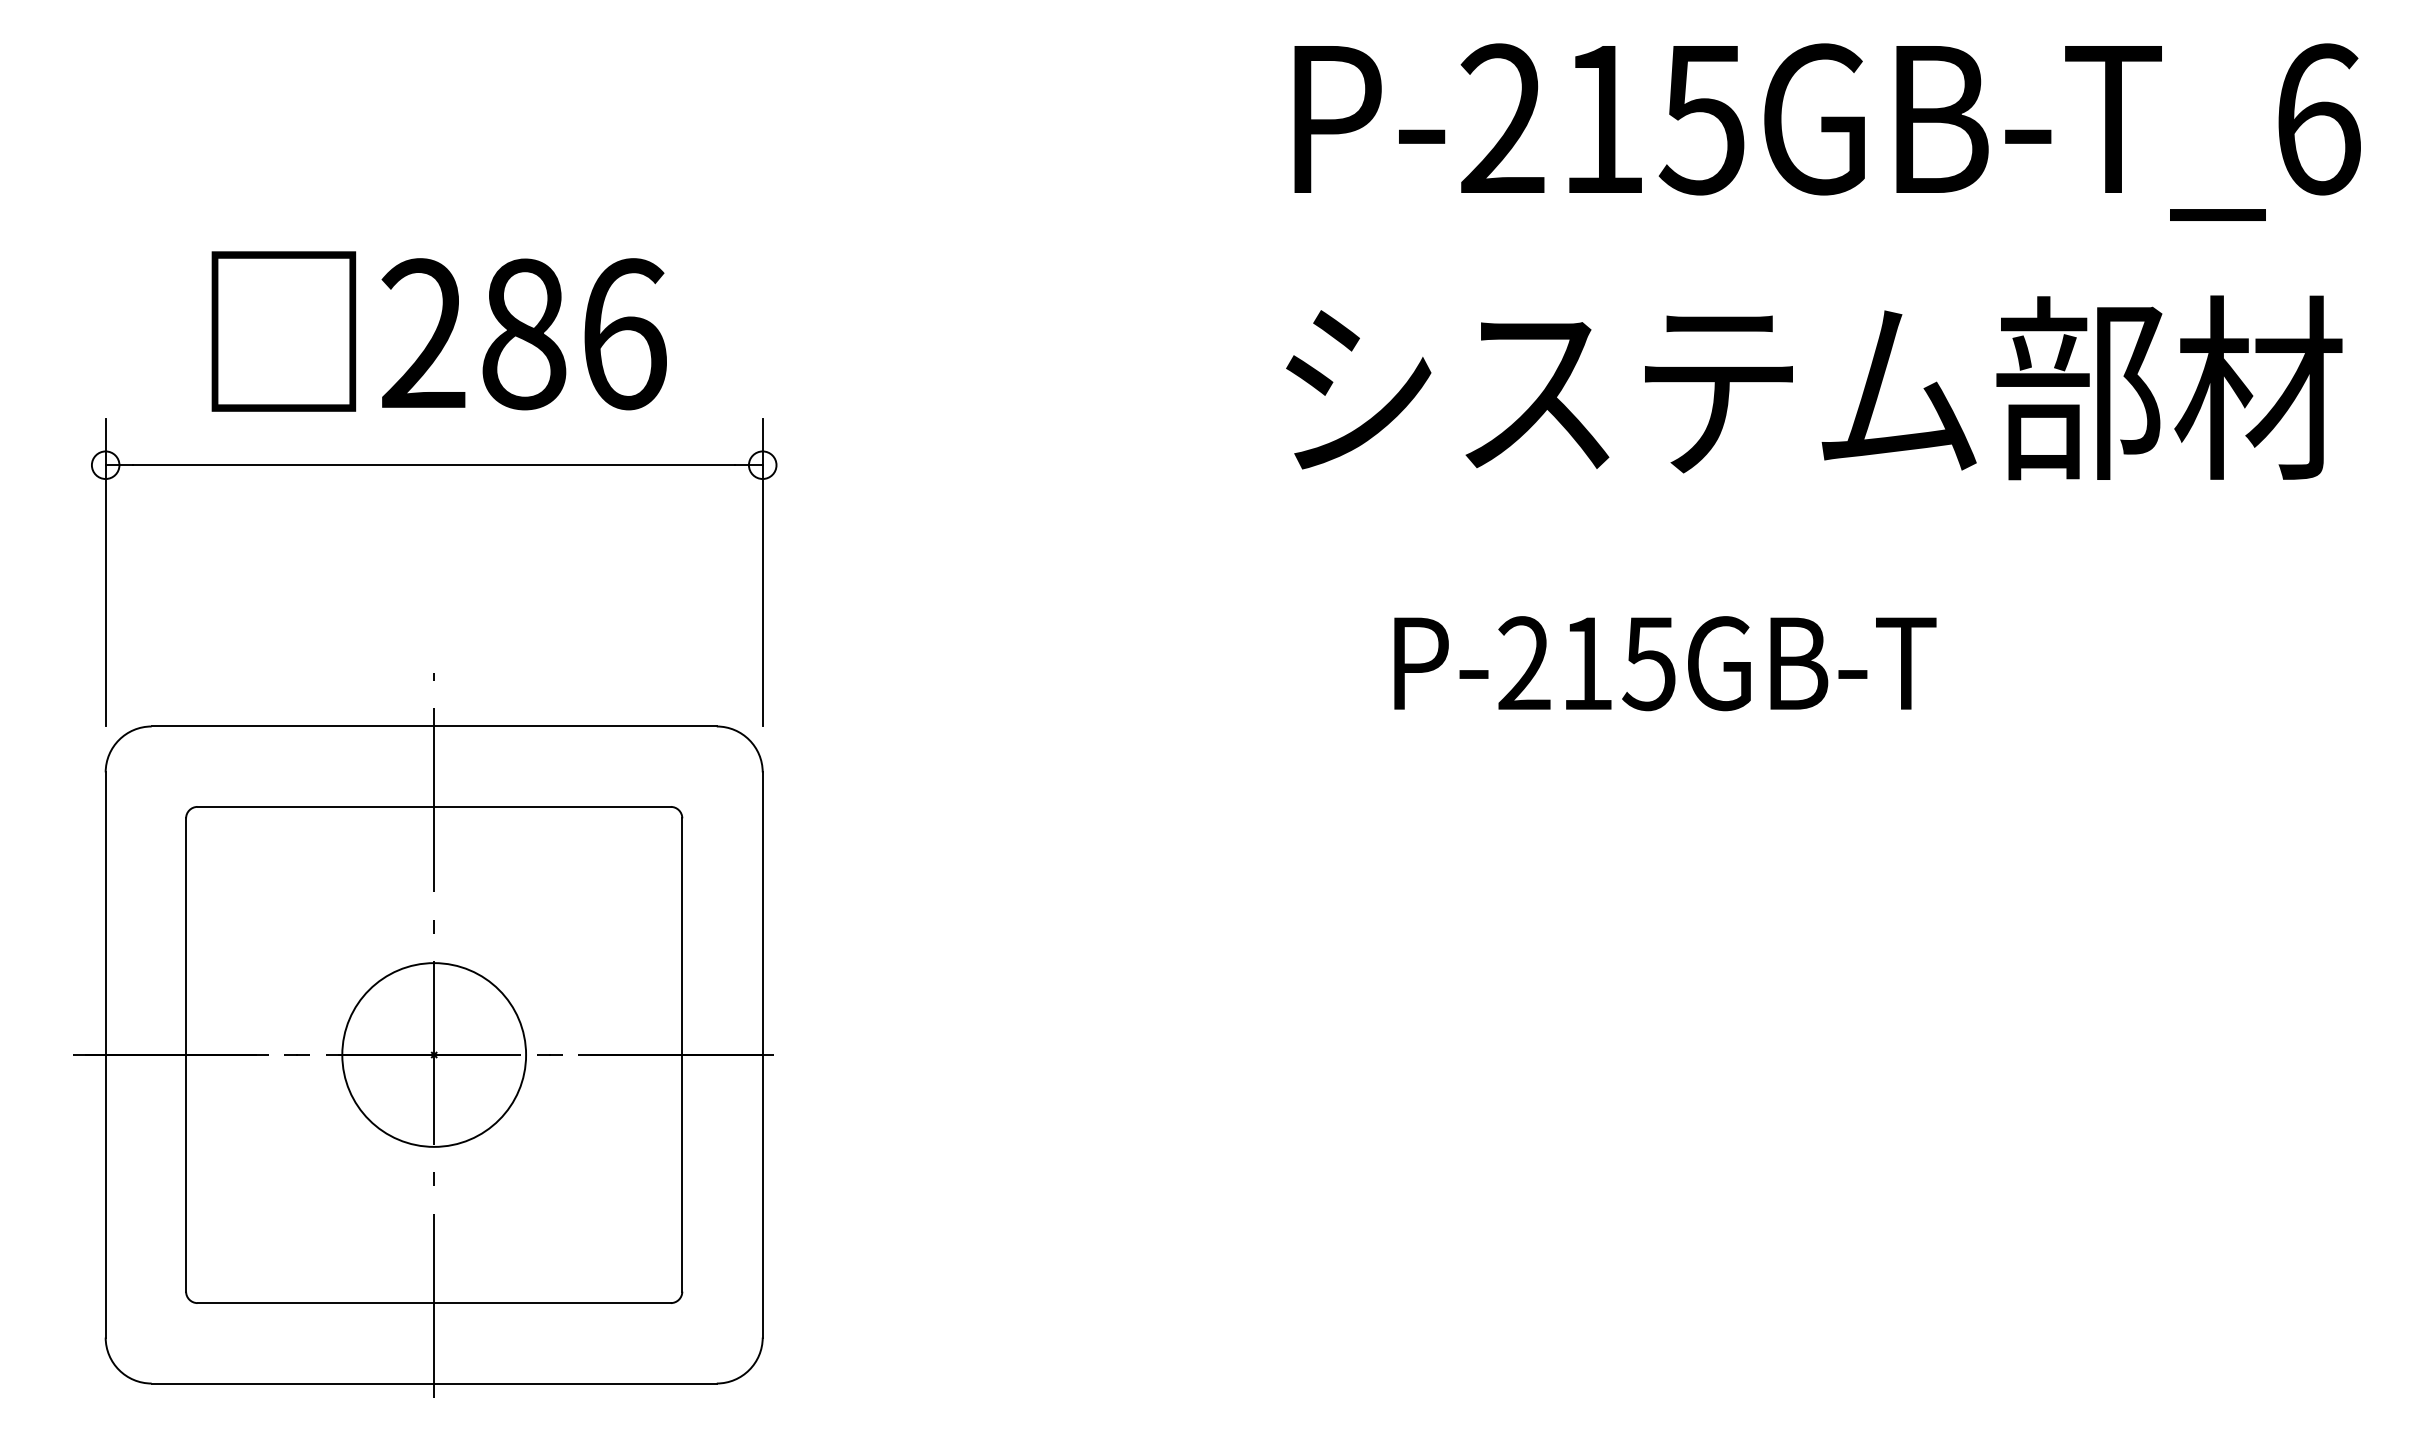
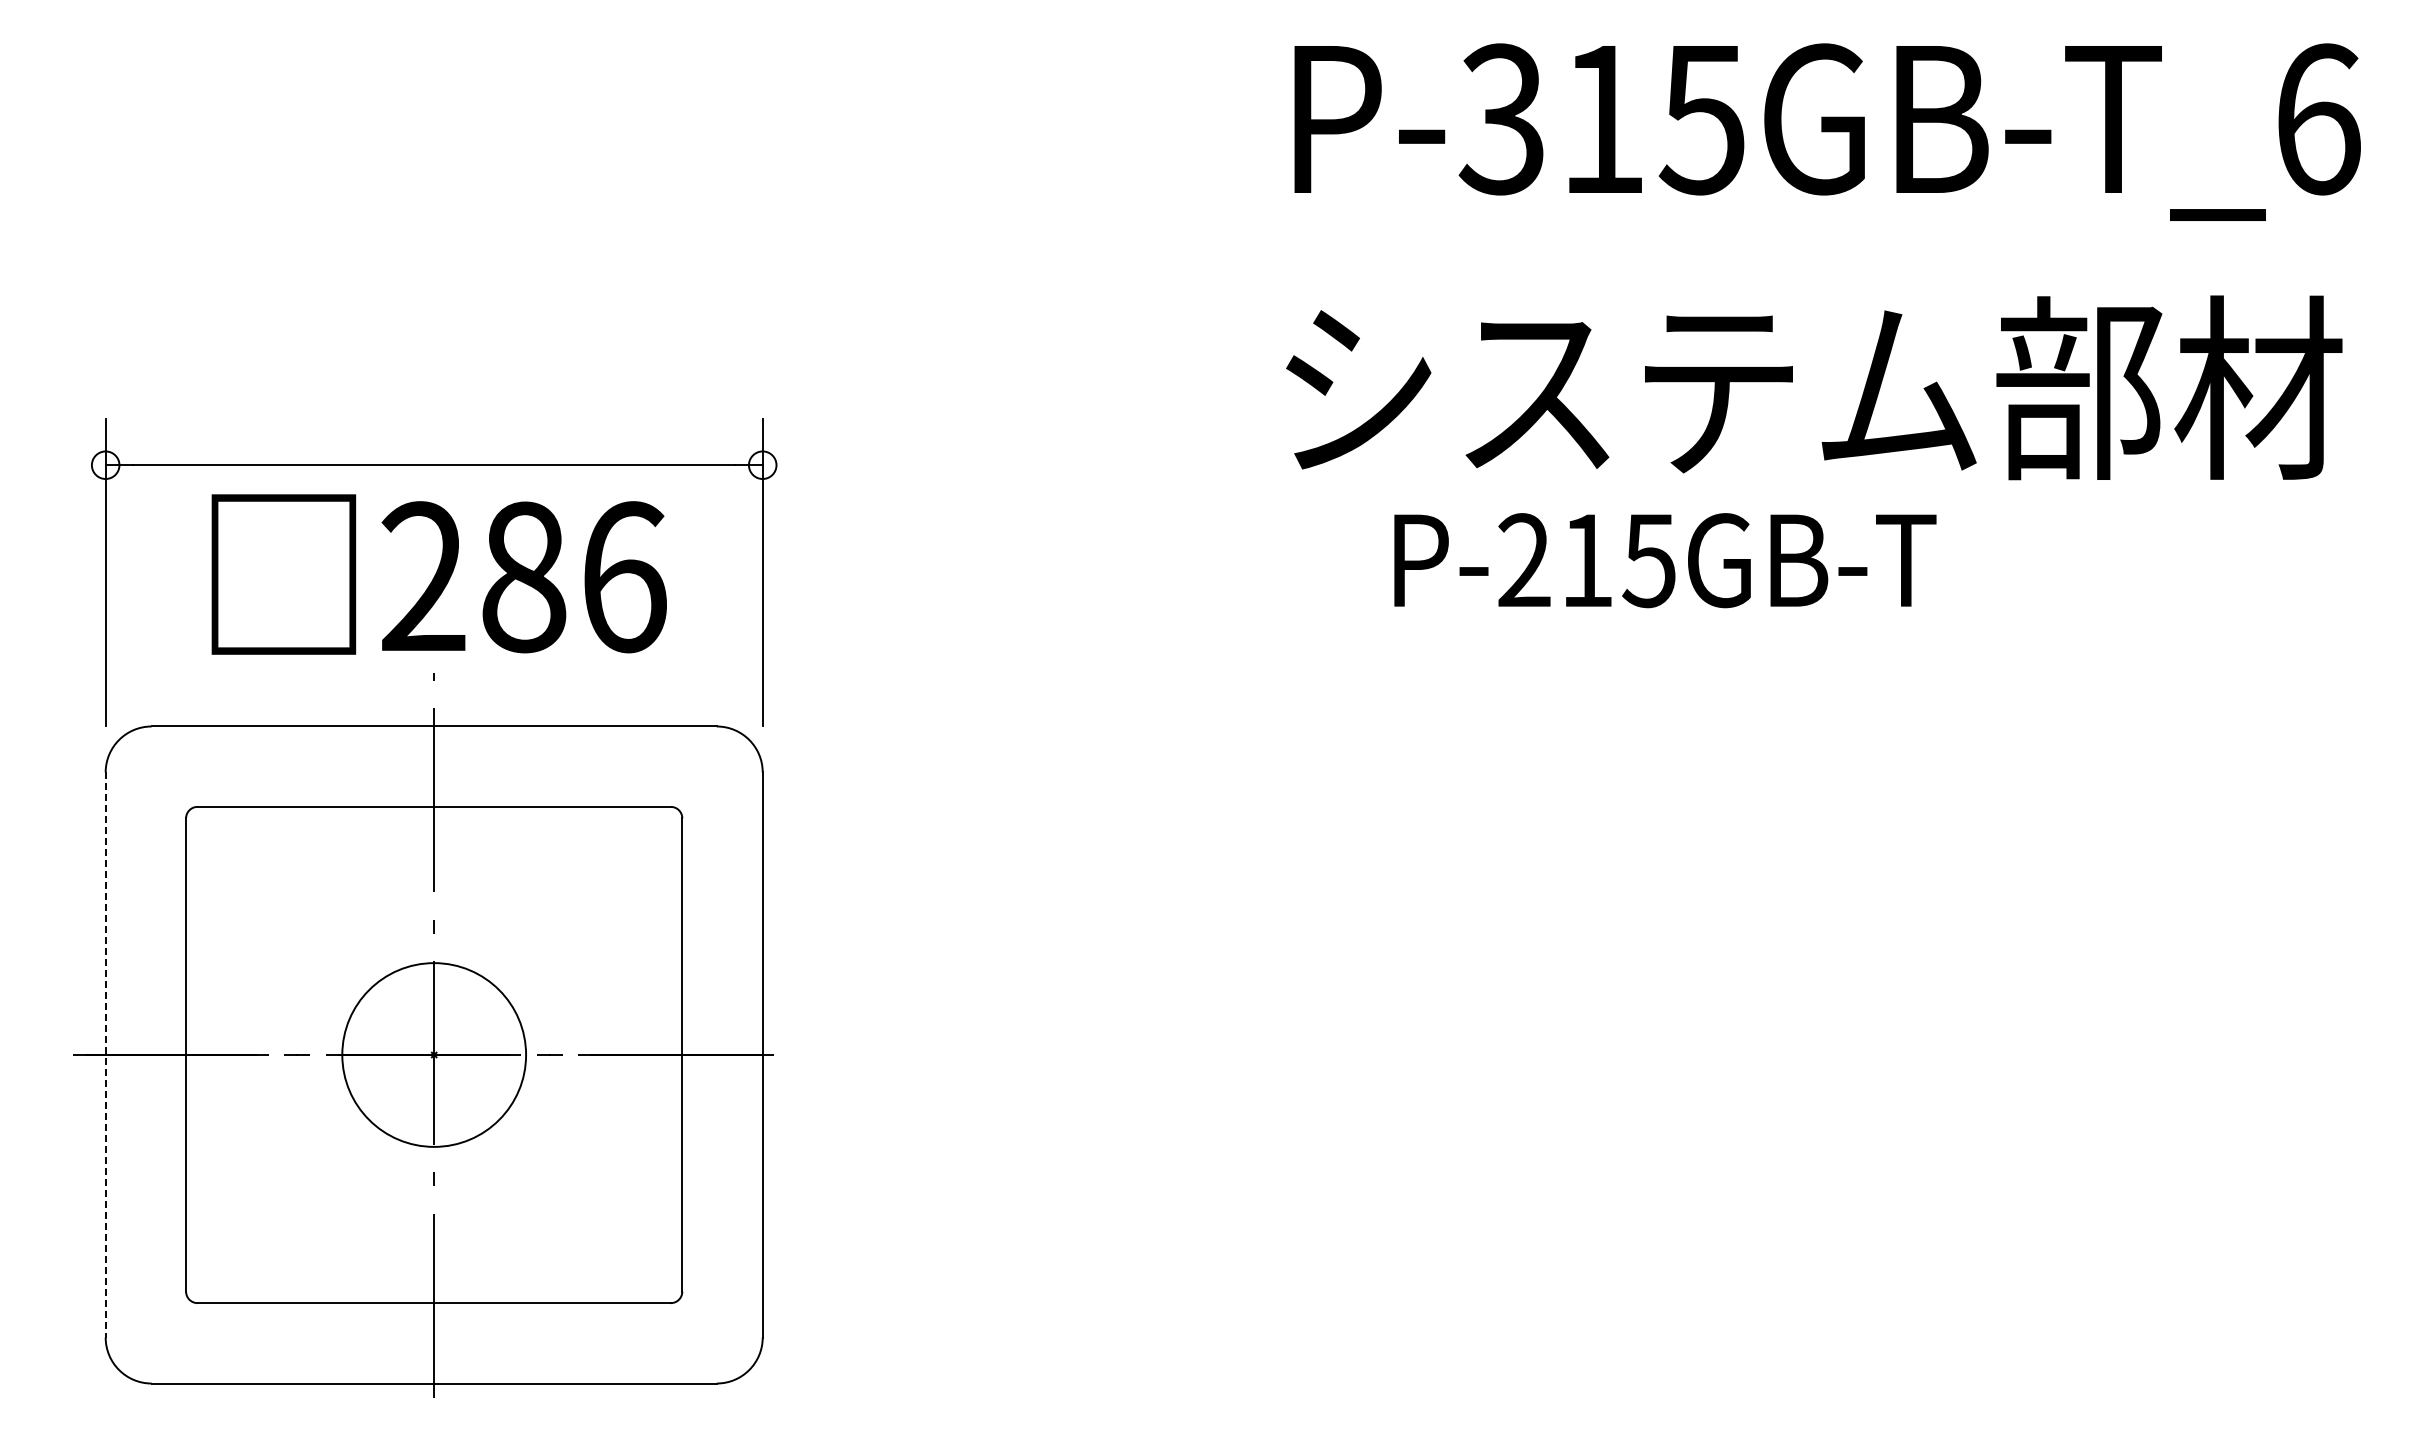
text: P-215GB-T_6 -> P-315GB-T_6 (1501, 119)
text position: (438, 331) -> (438, 574) (438, 574)
text position: (1665, 663) -> (1665, 560) (1665, 560)
line: solid -> dashed (105, 1055)
